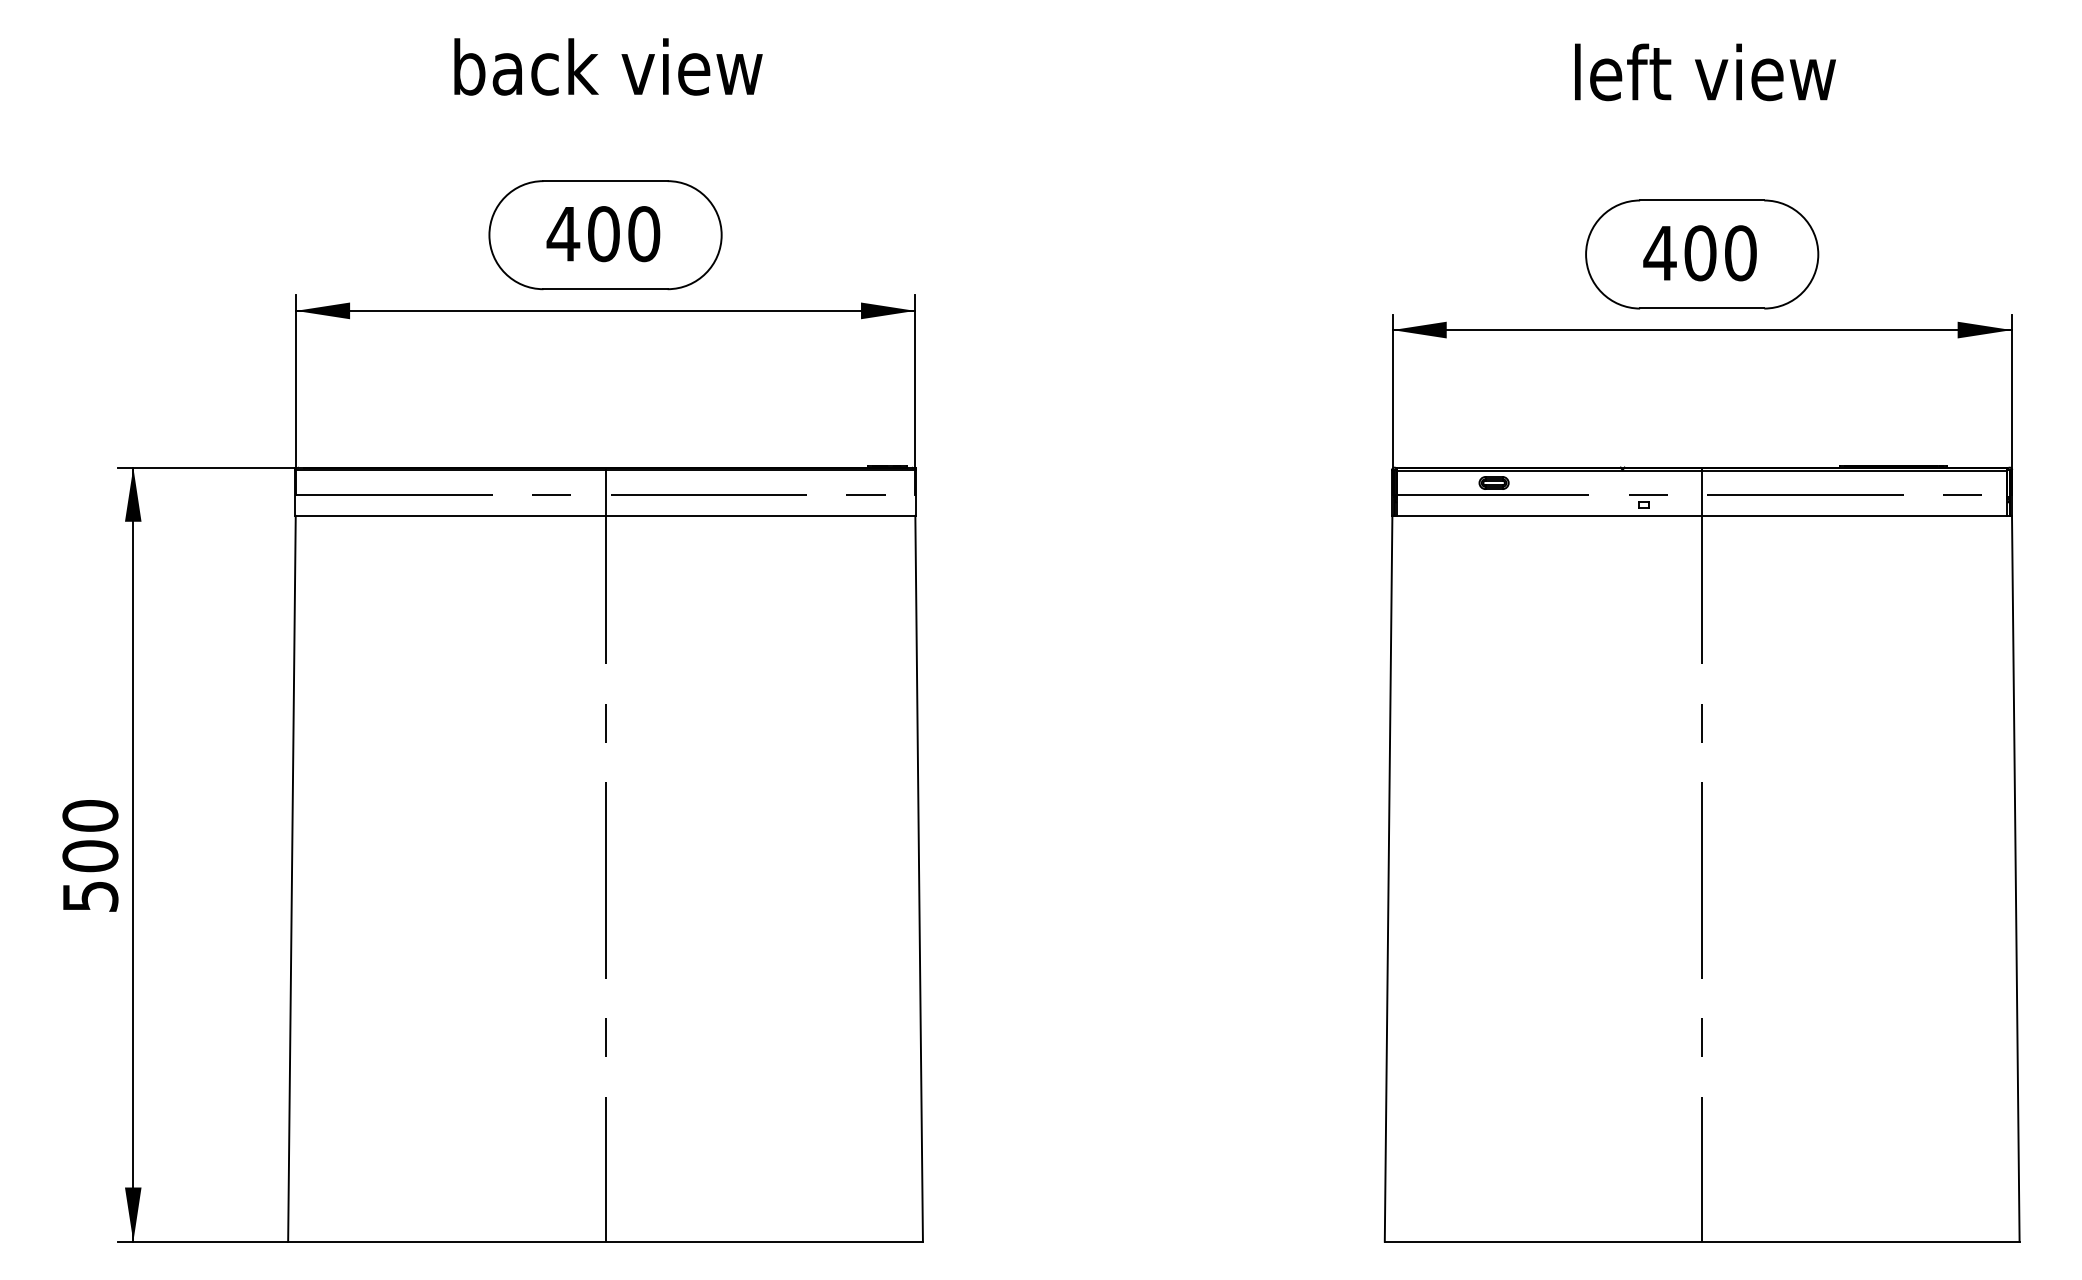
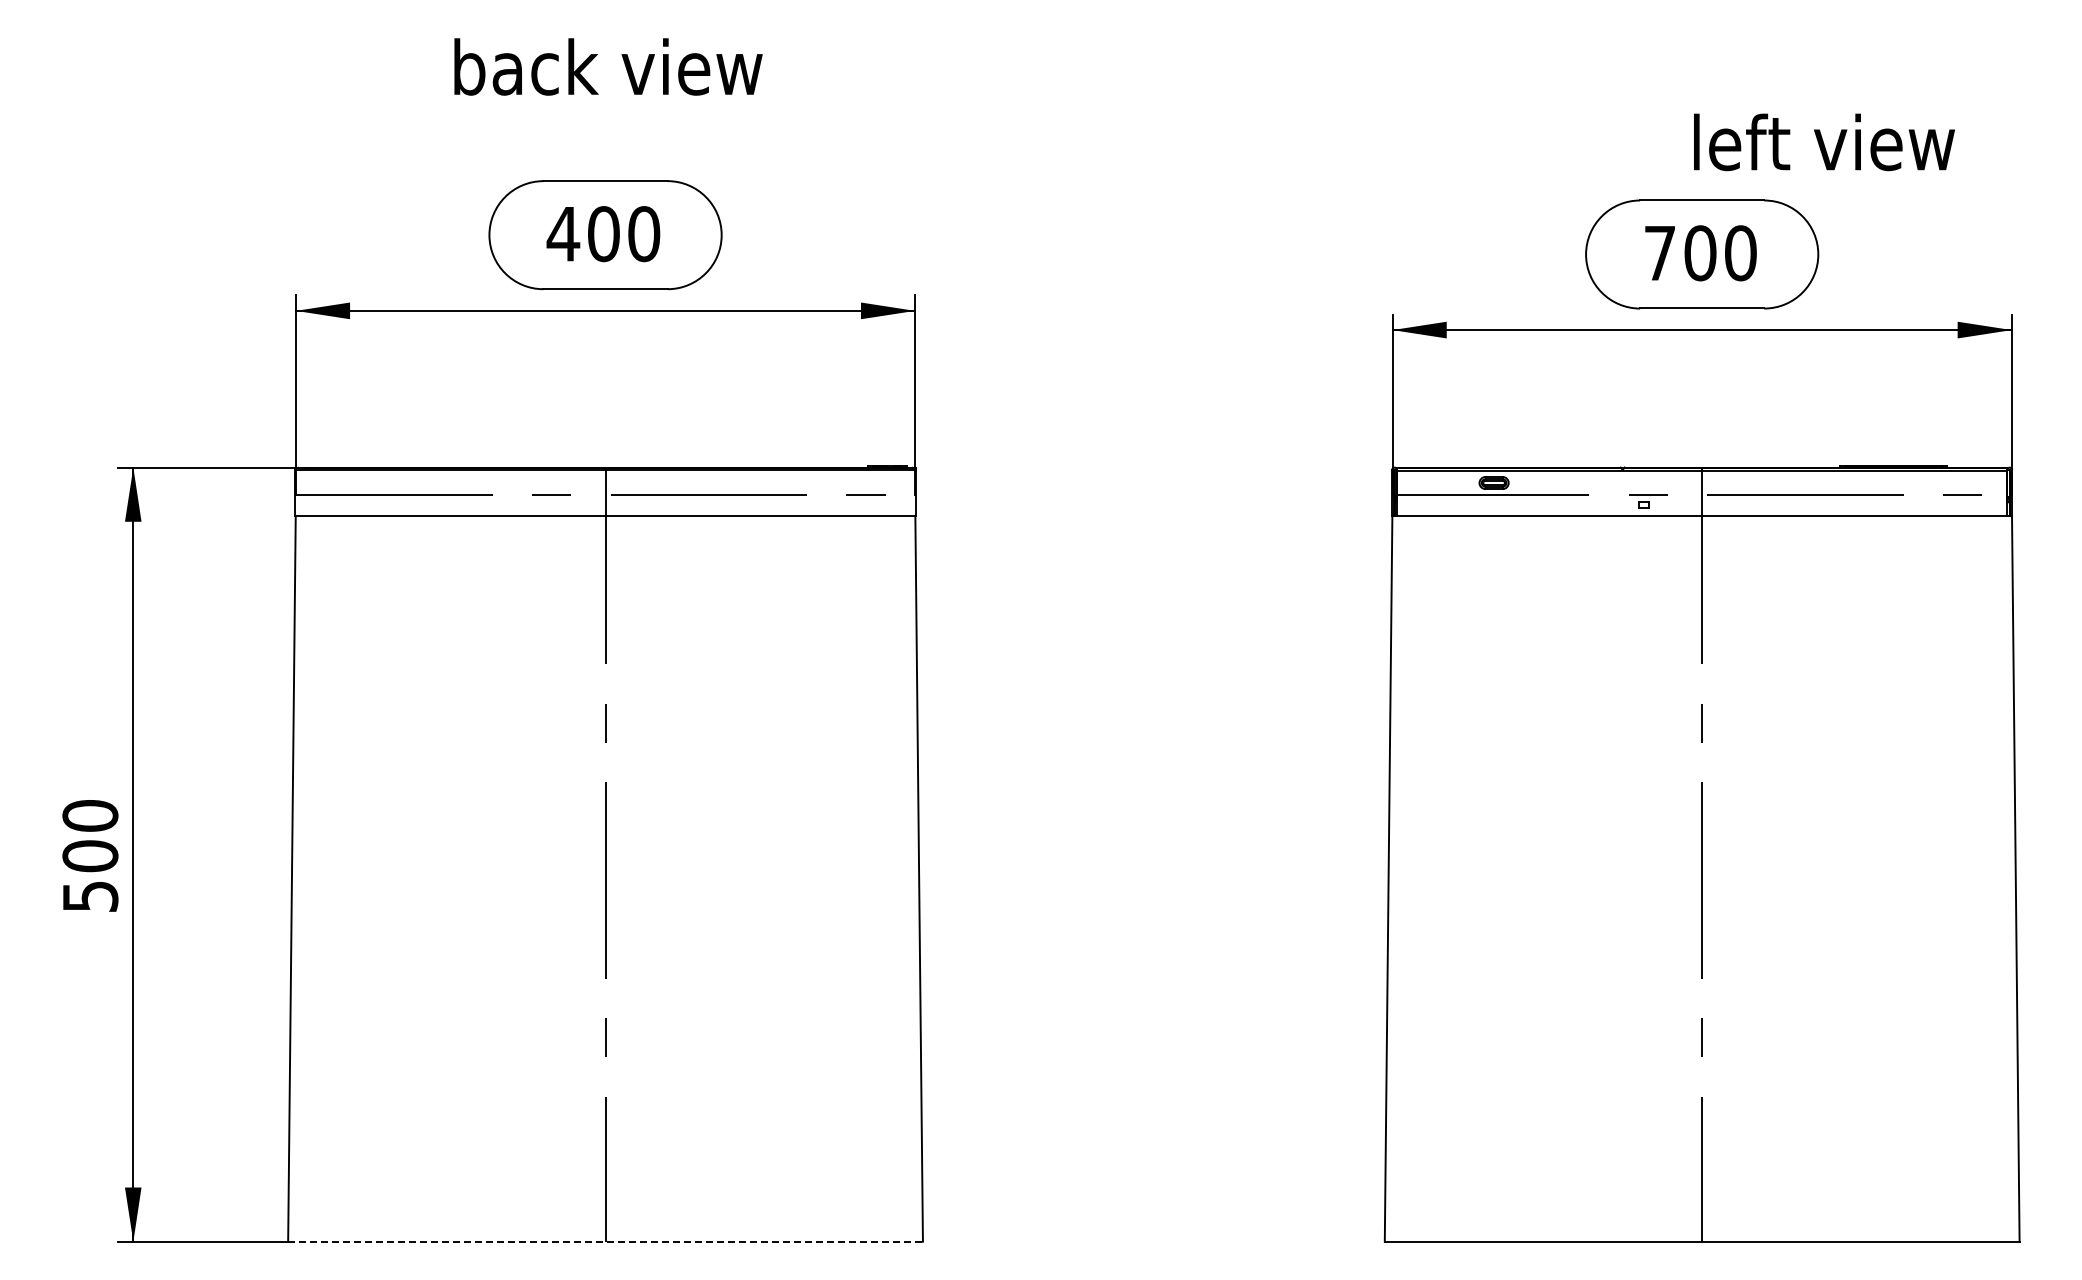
text position: (1705, 72) -> (1824, 142) (1824, 142)
text: 400 -> 700 (1659, 253)
line: solid -> dashed (606, 1241)
